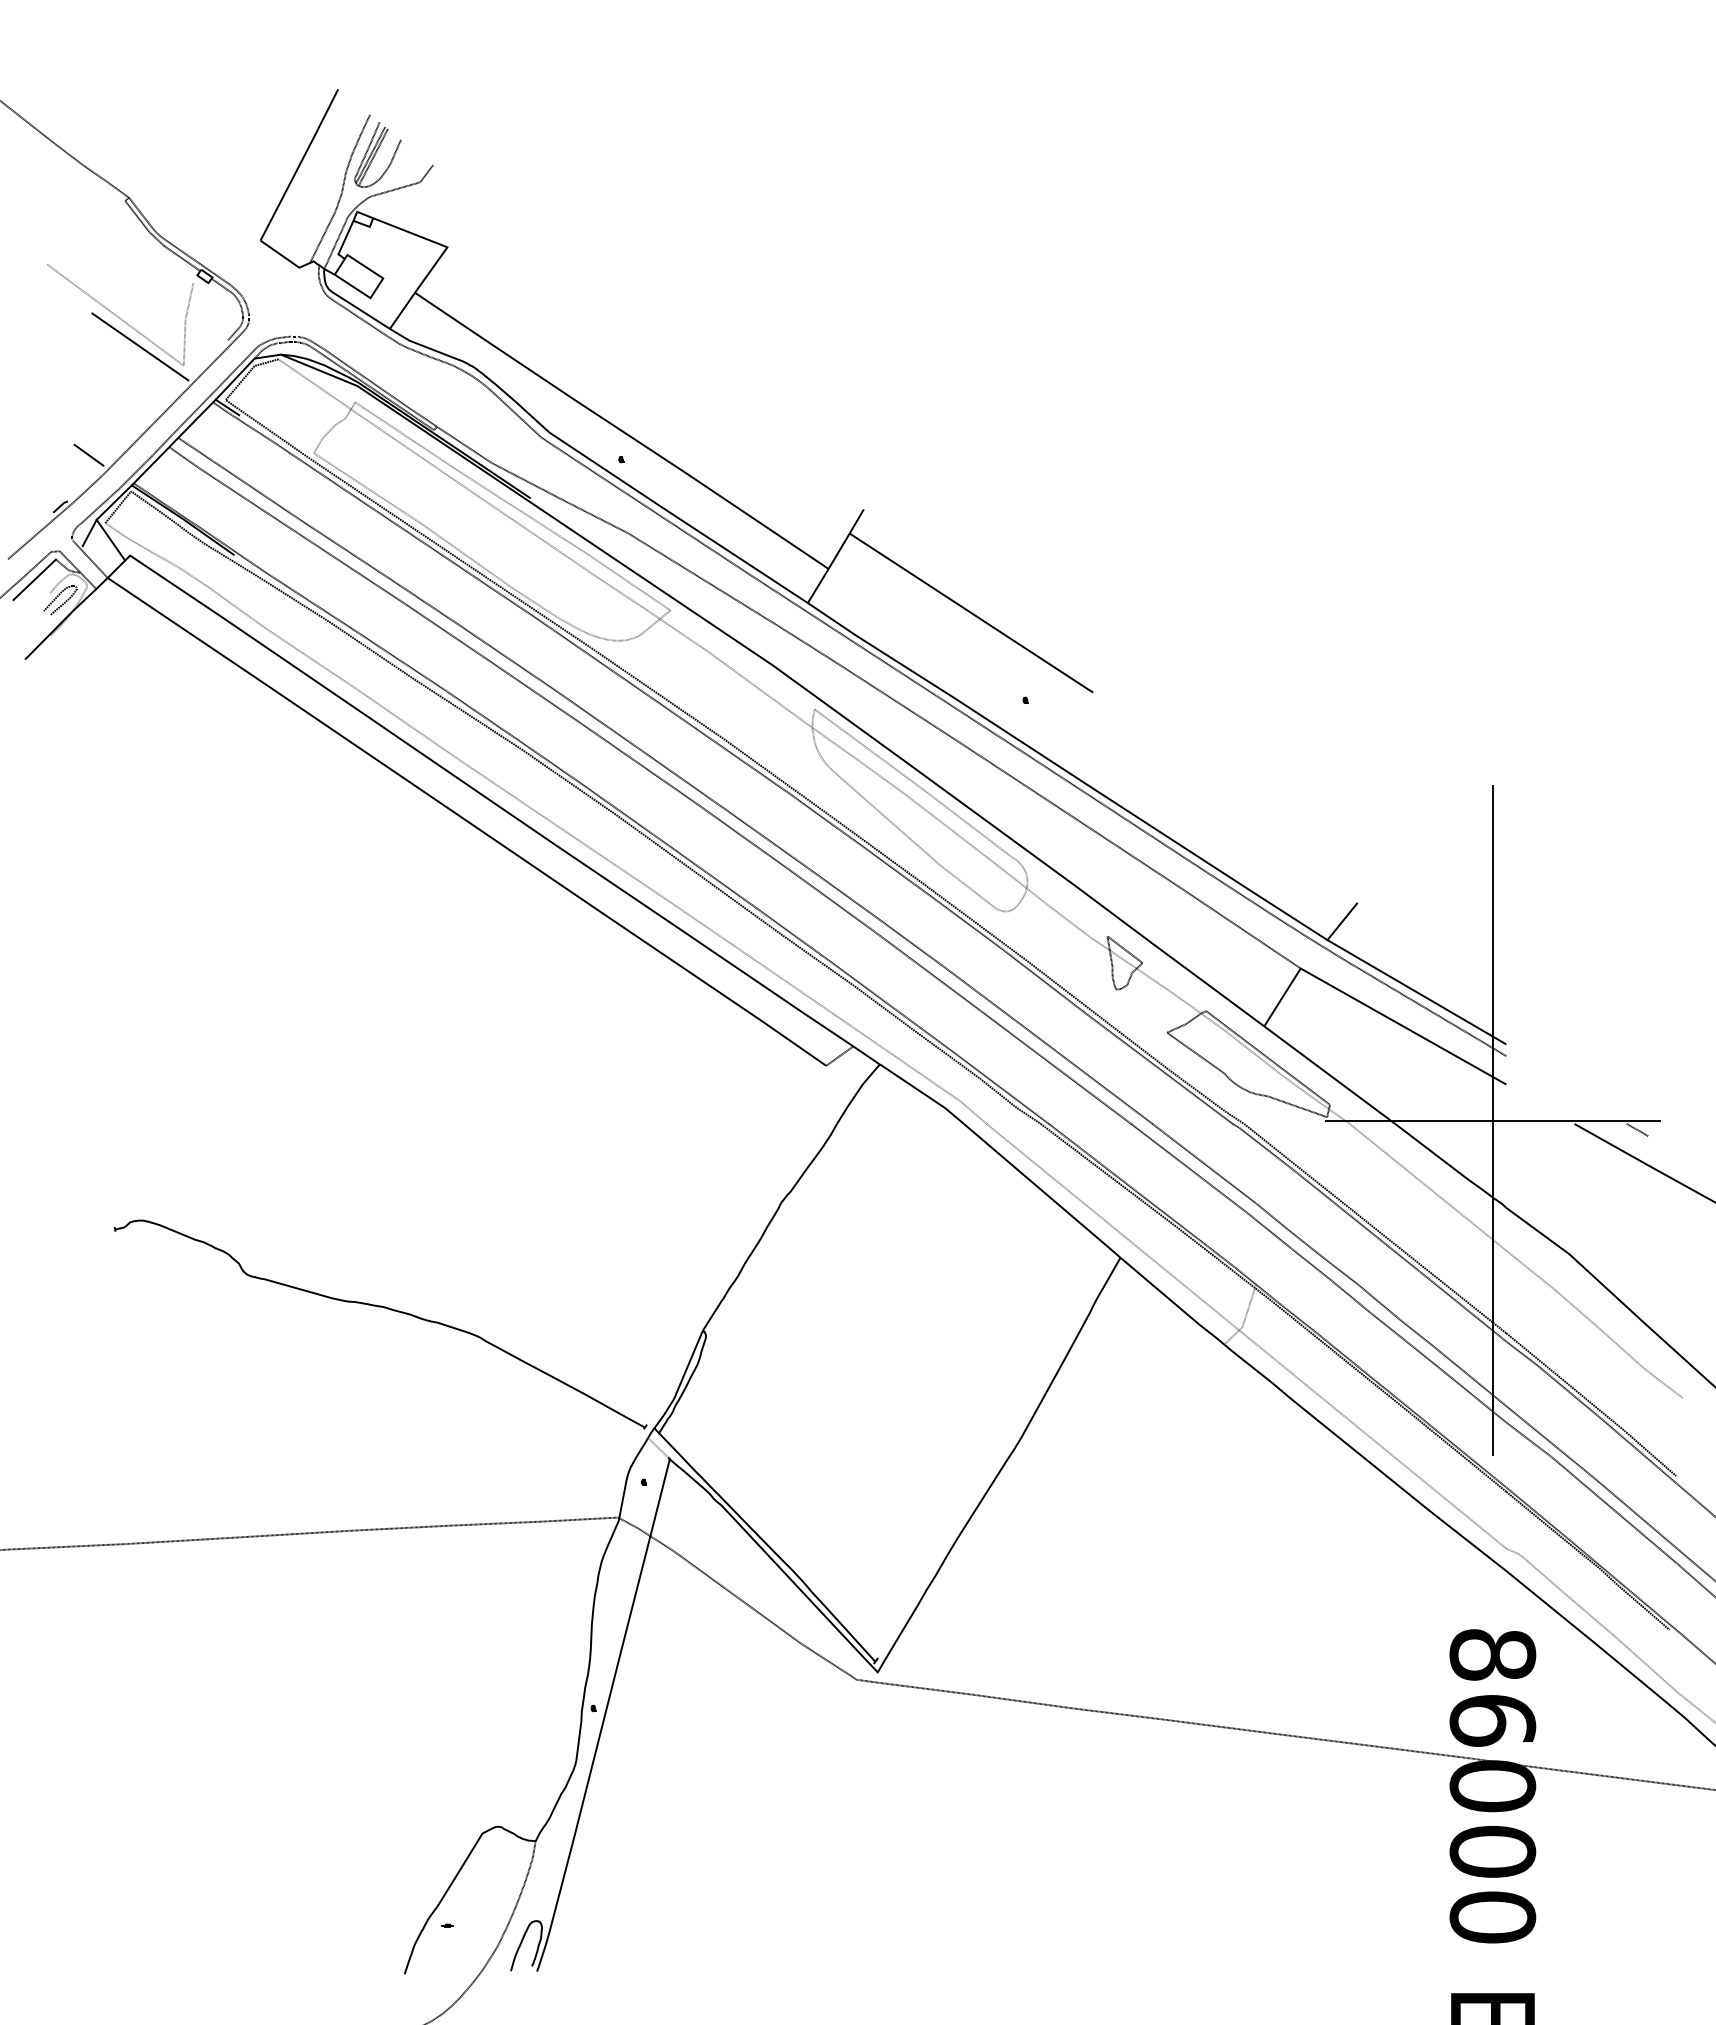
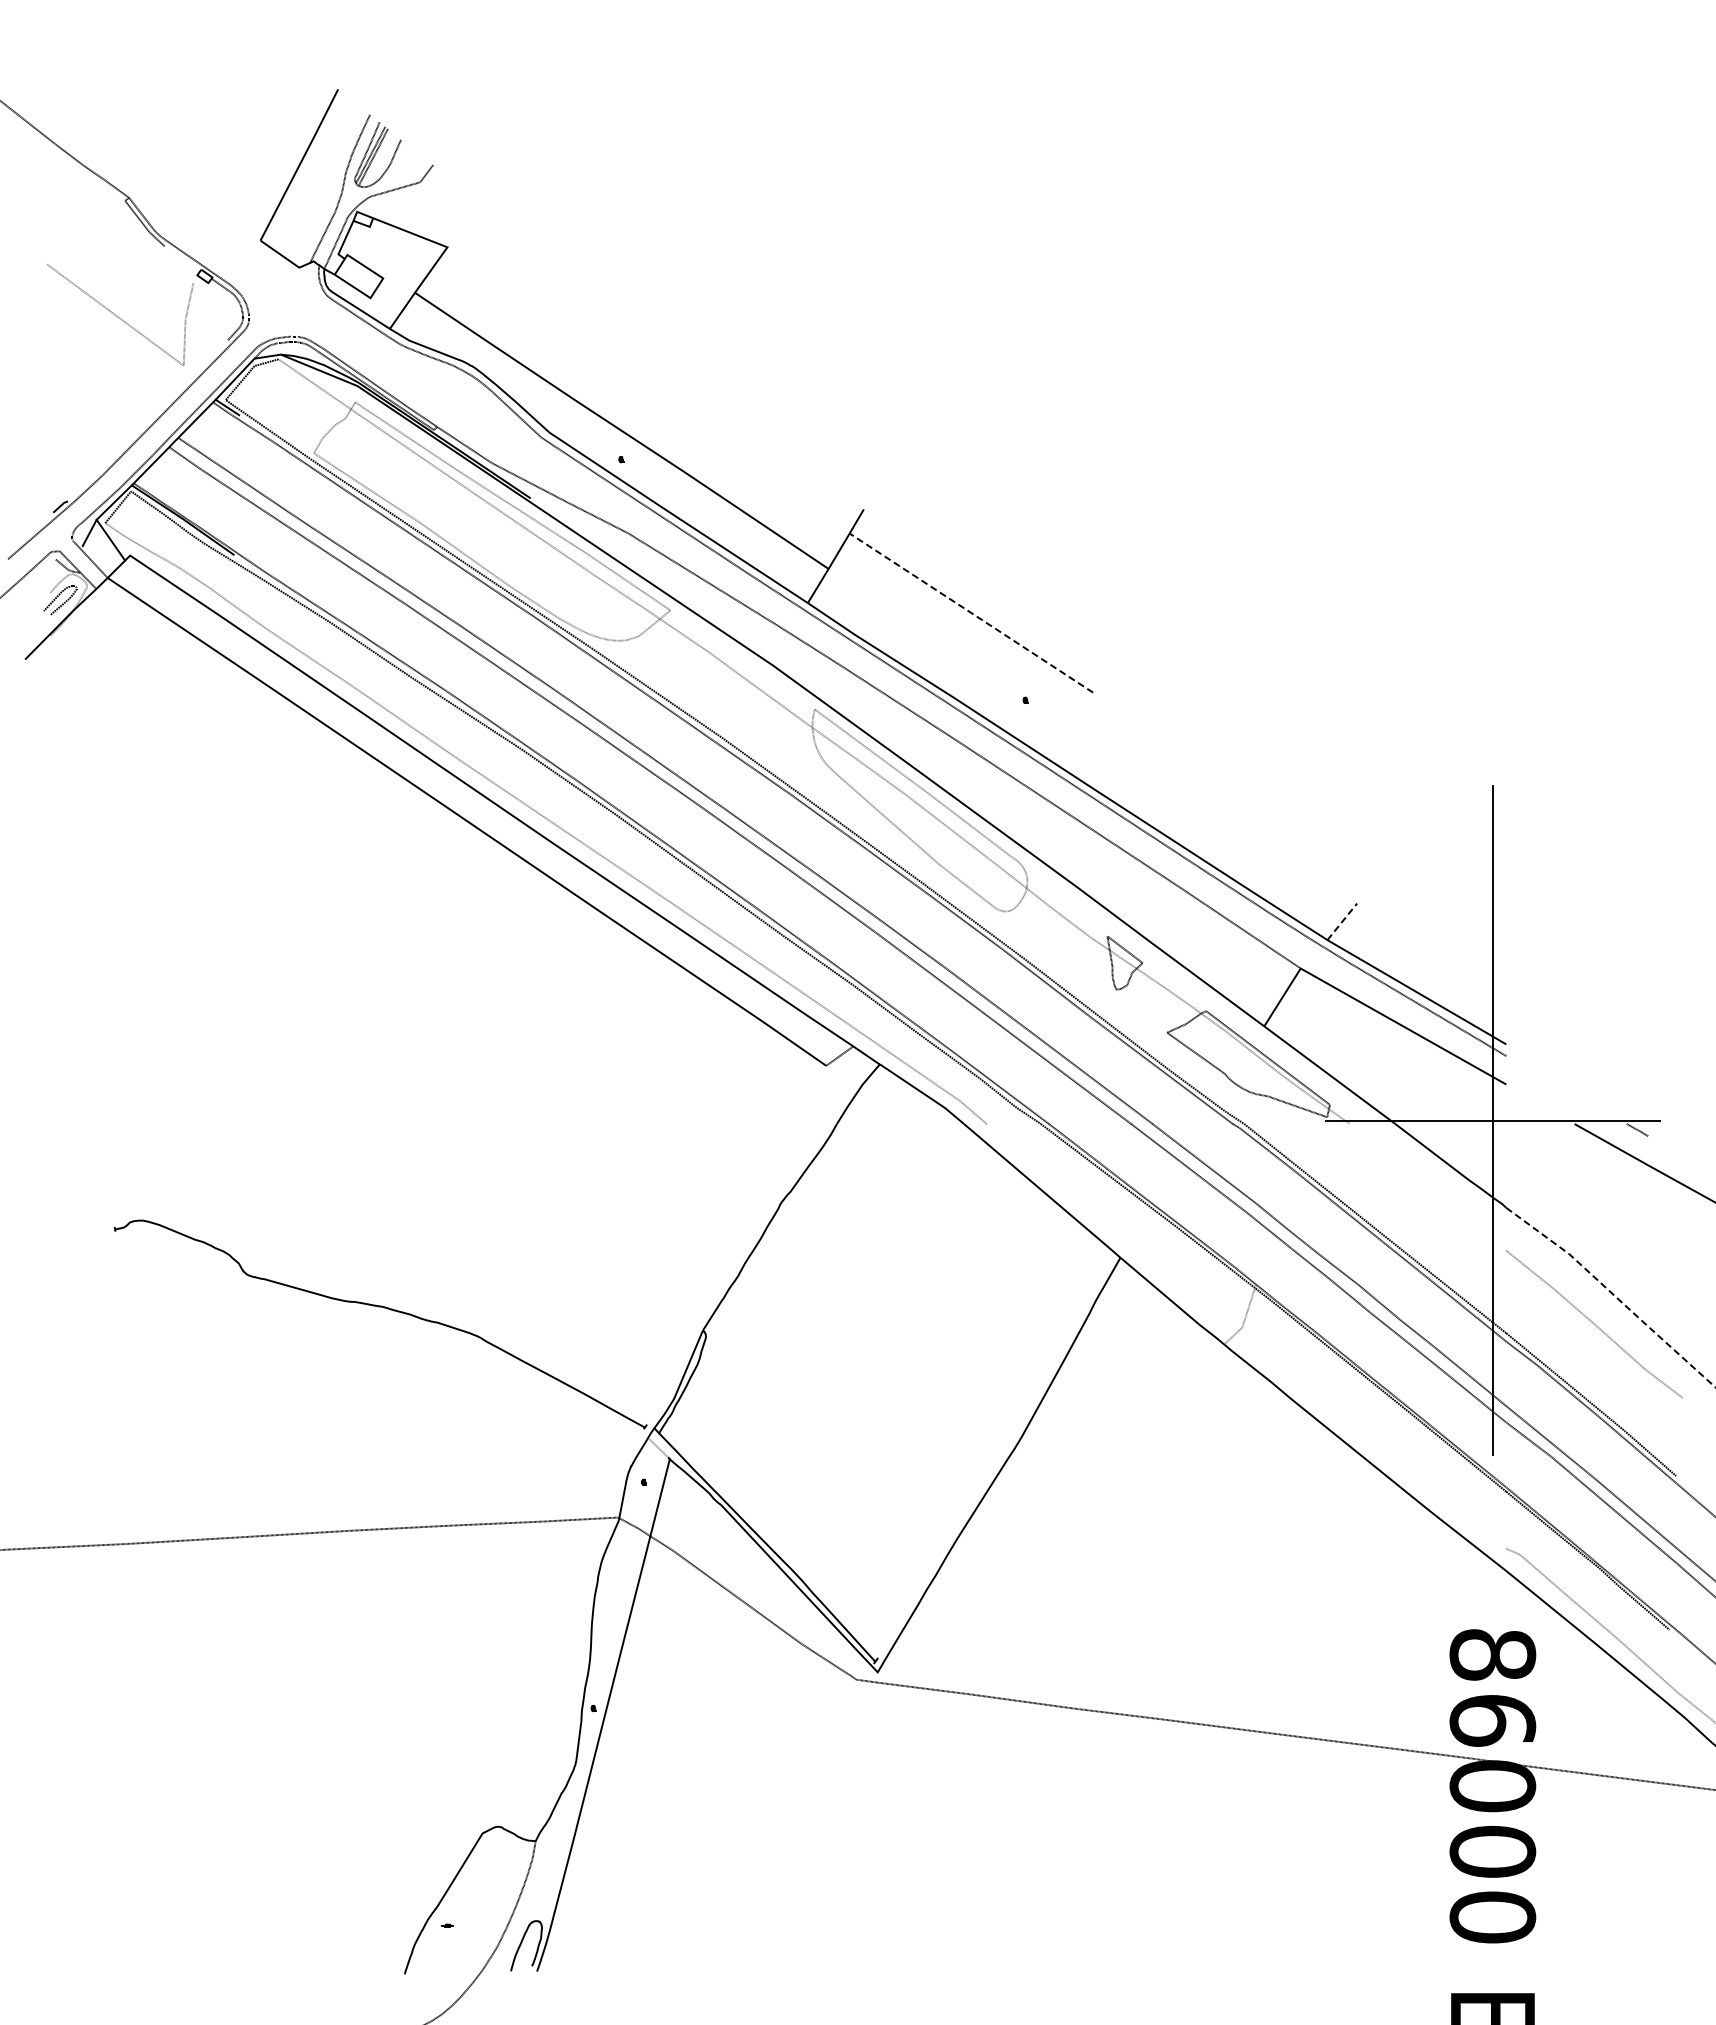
line: present -> none (182, 258)
line: present -> none (140, 346)
line: present -> none (88, 454)
line: present -> none (34, 579)
line: solid -> dashed (971, 612)
line: solid -> dashed (1342, 921)
line: present -> none (1427, 1187)
line: solid -> dashed (1614, 1295)
line: present -> none (1246, 1336)
